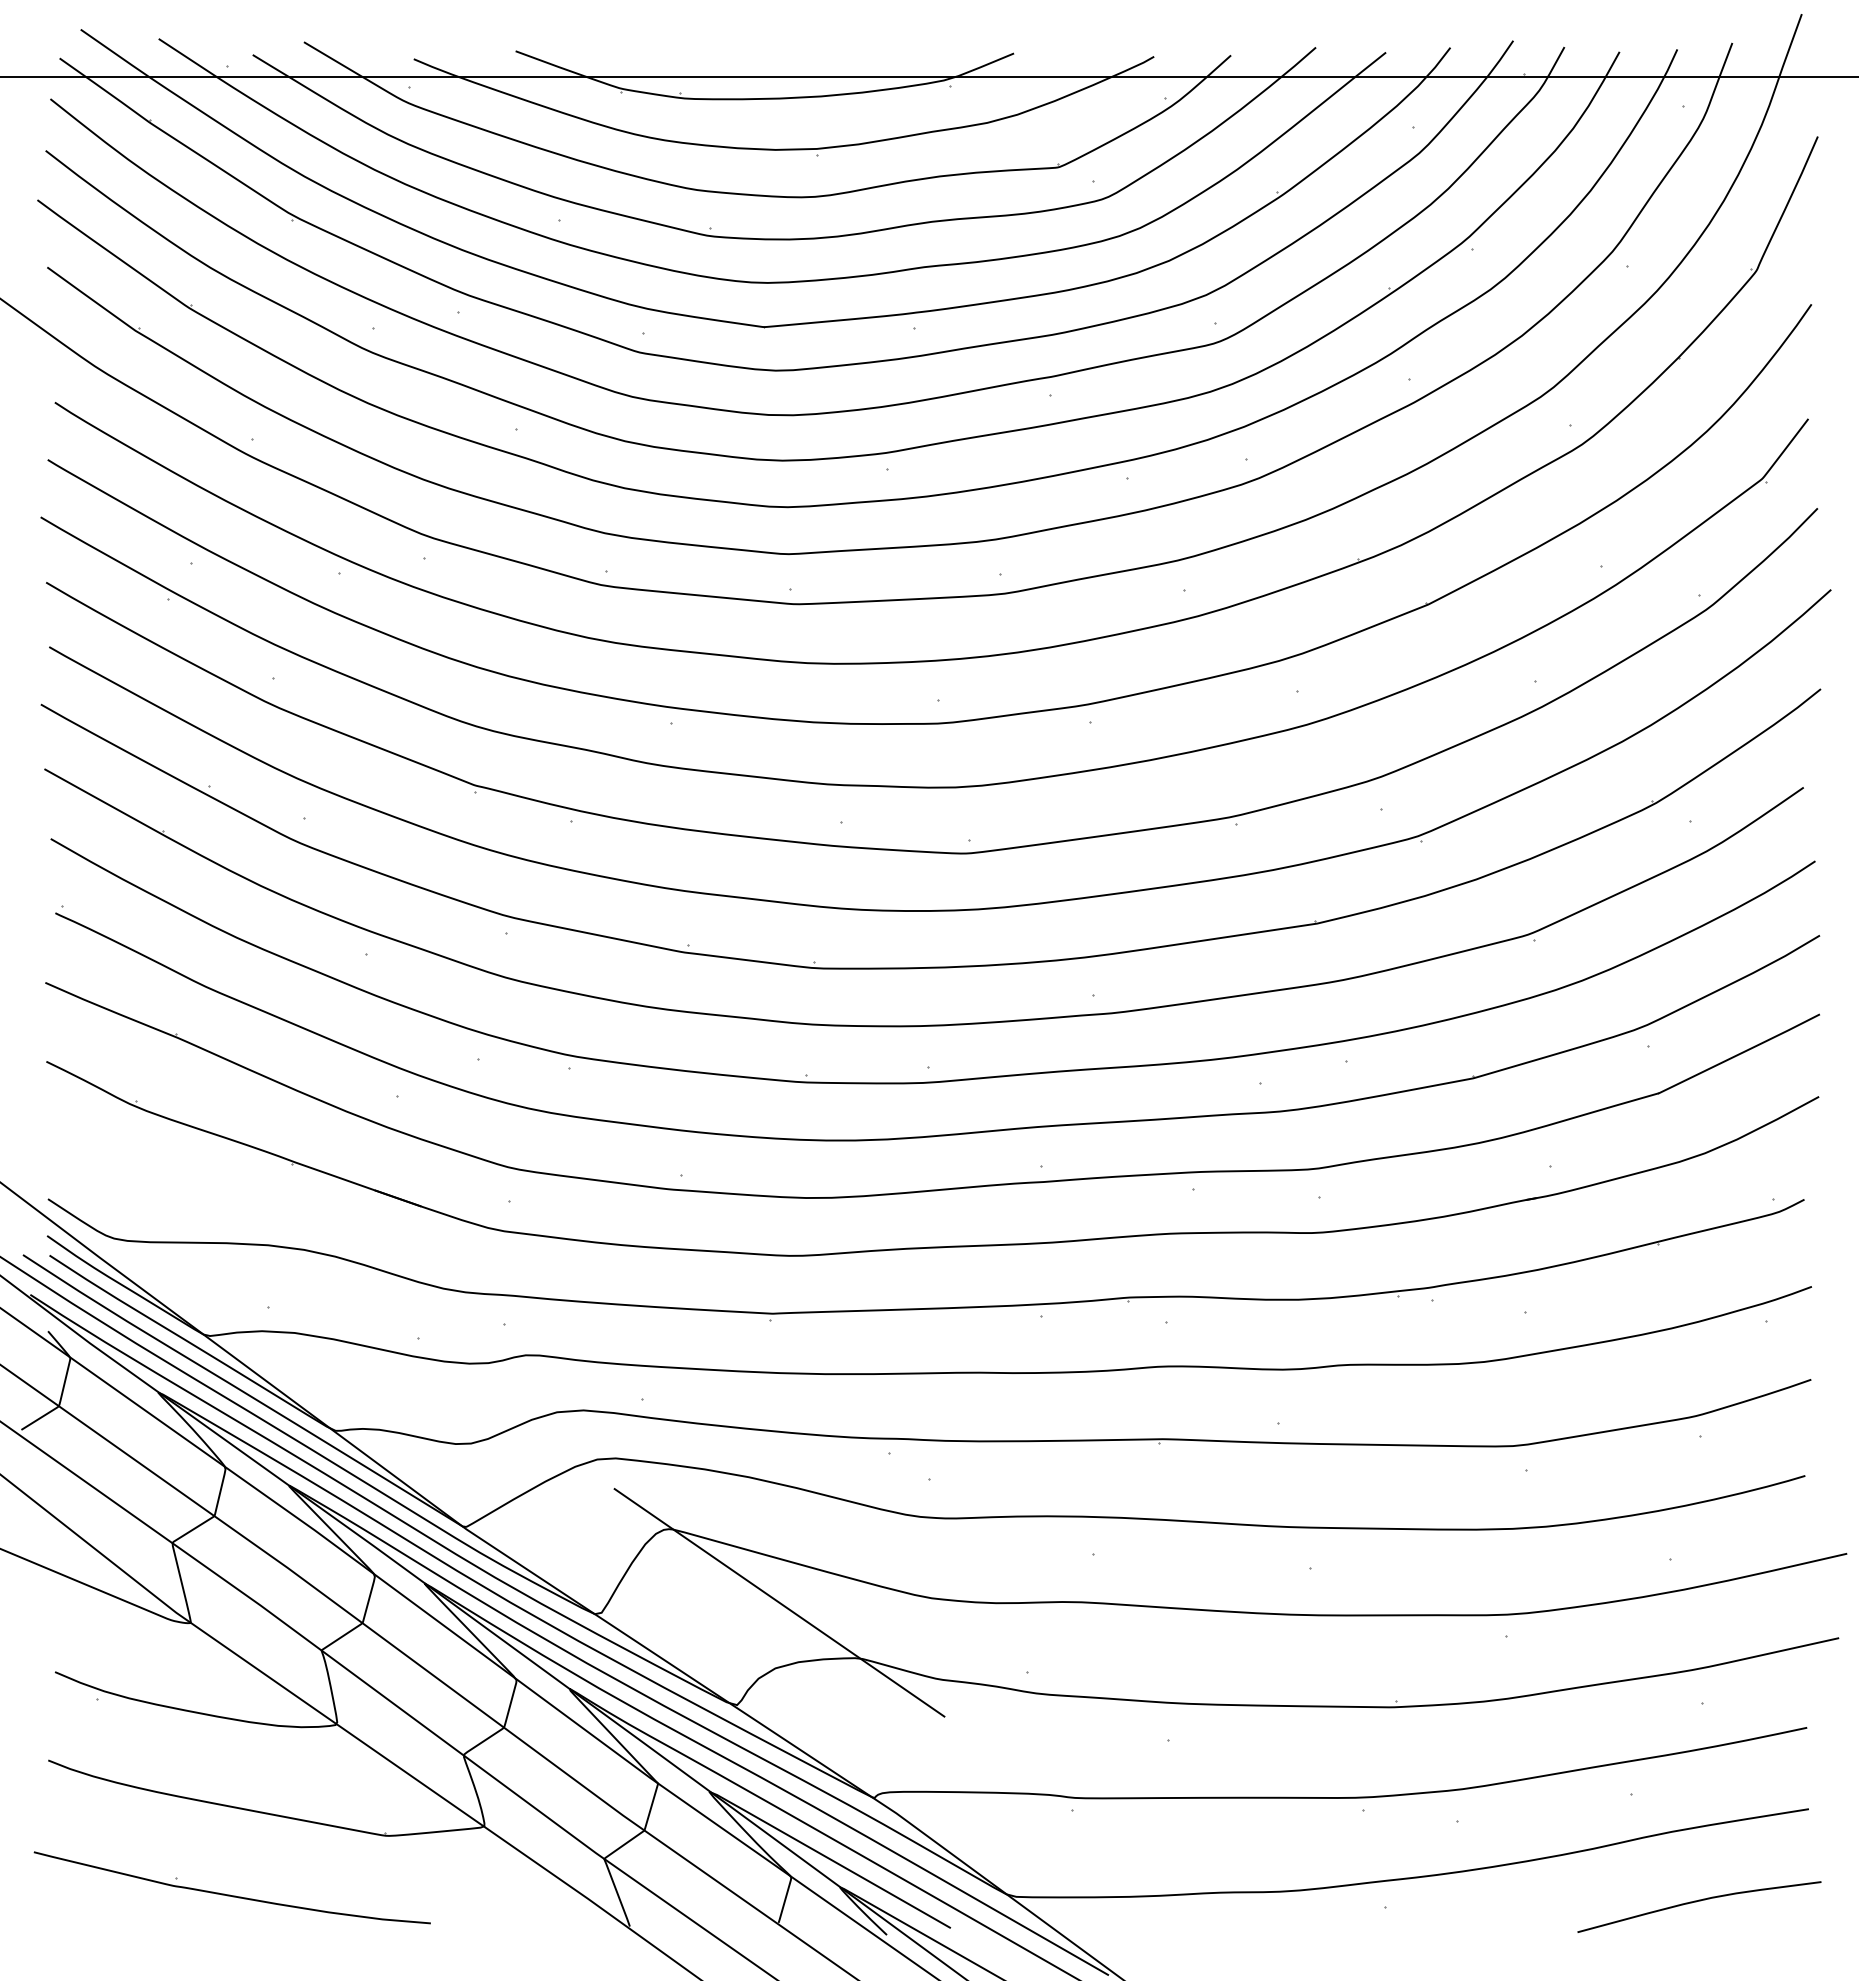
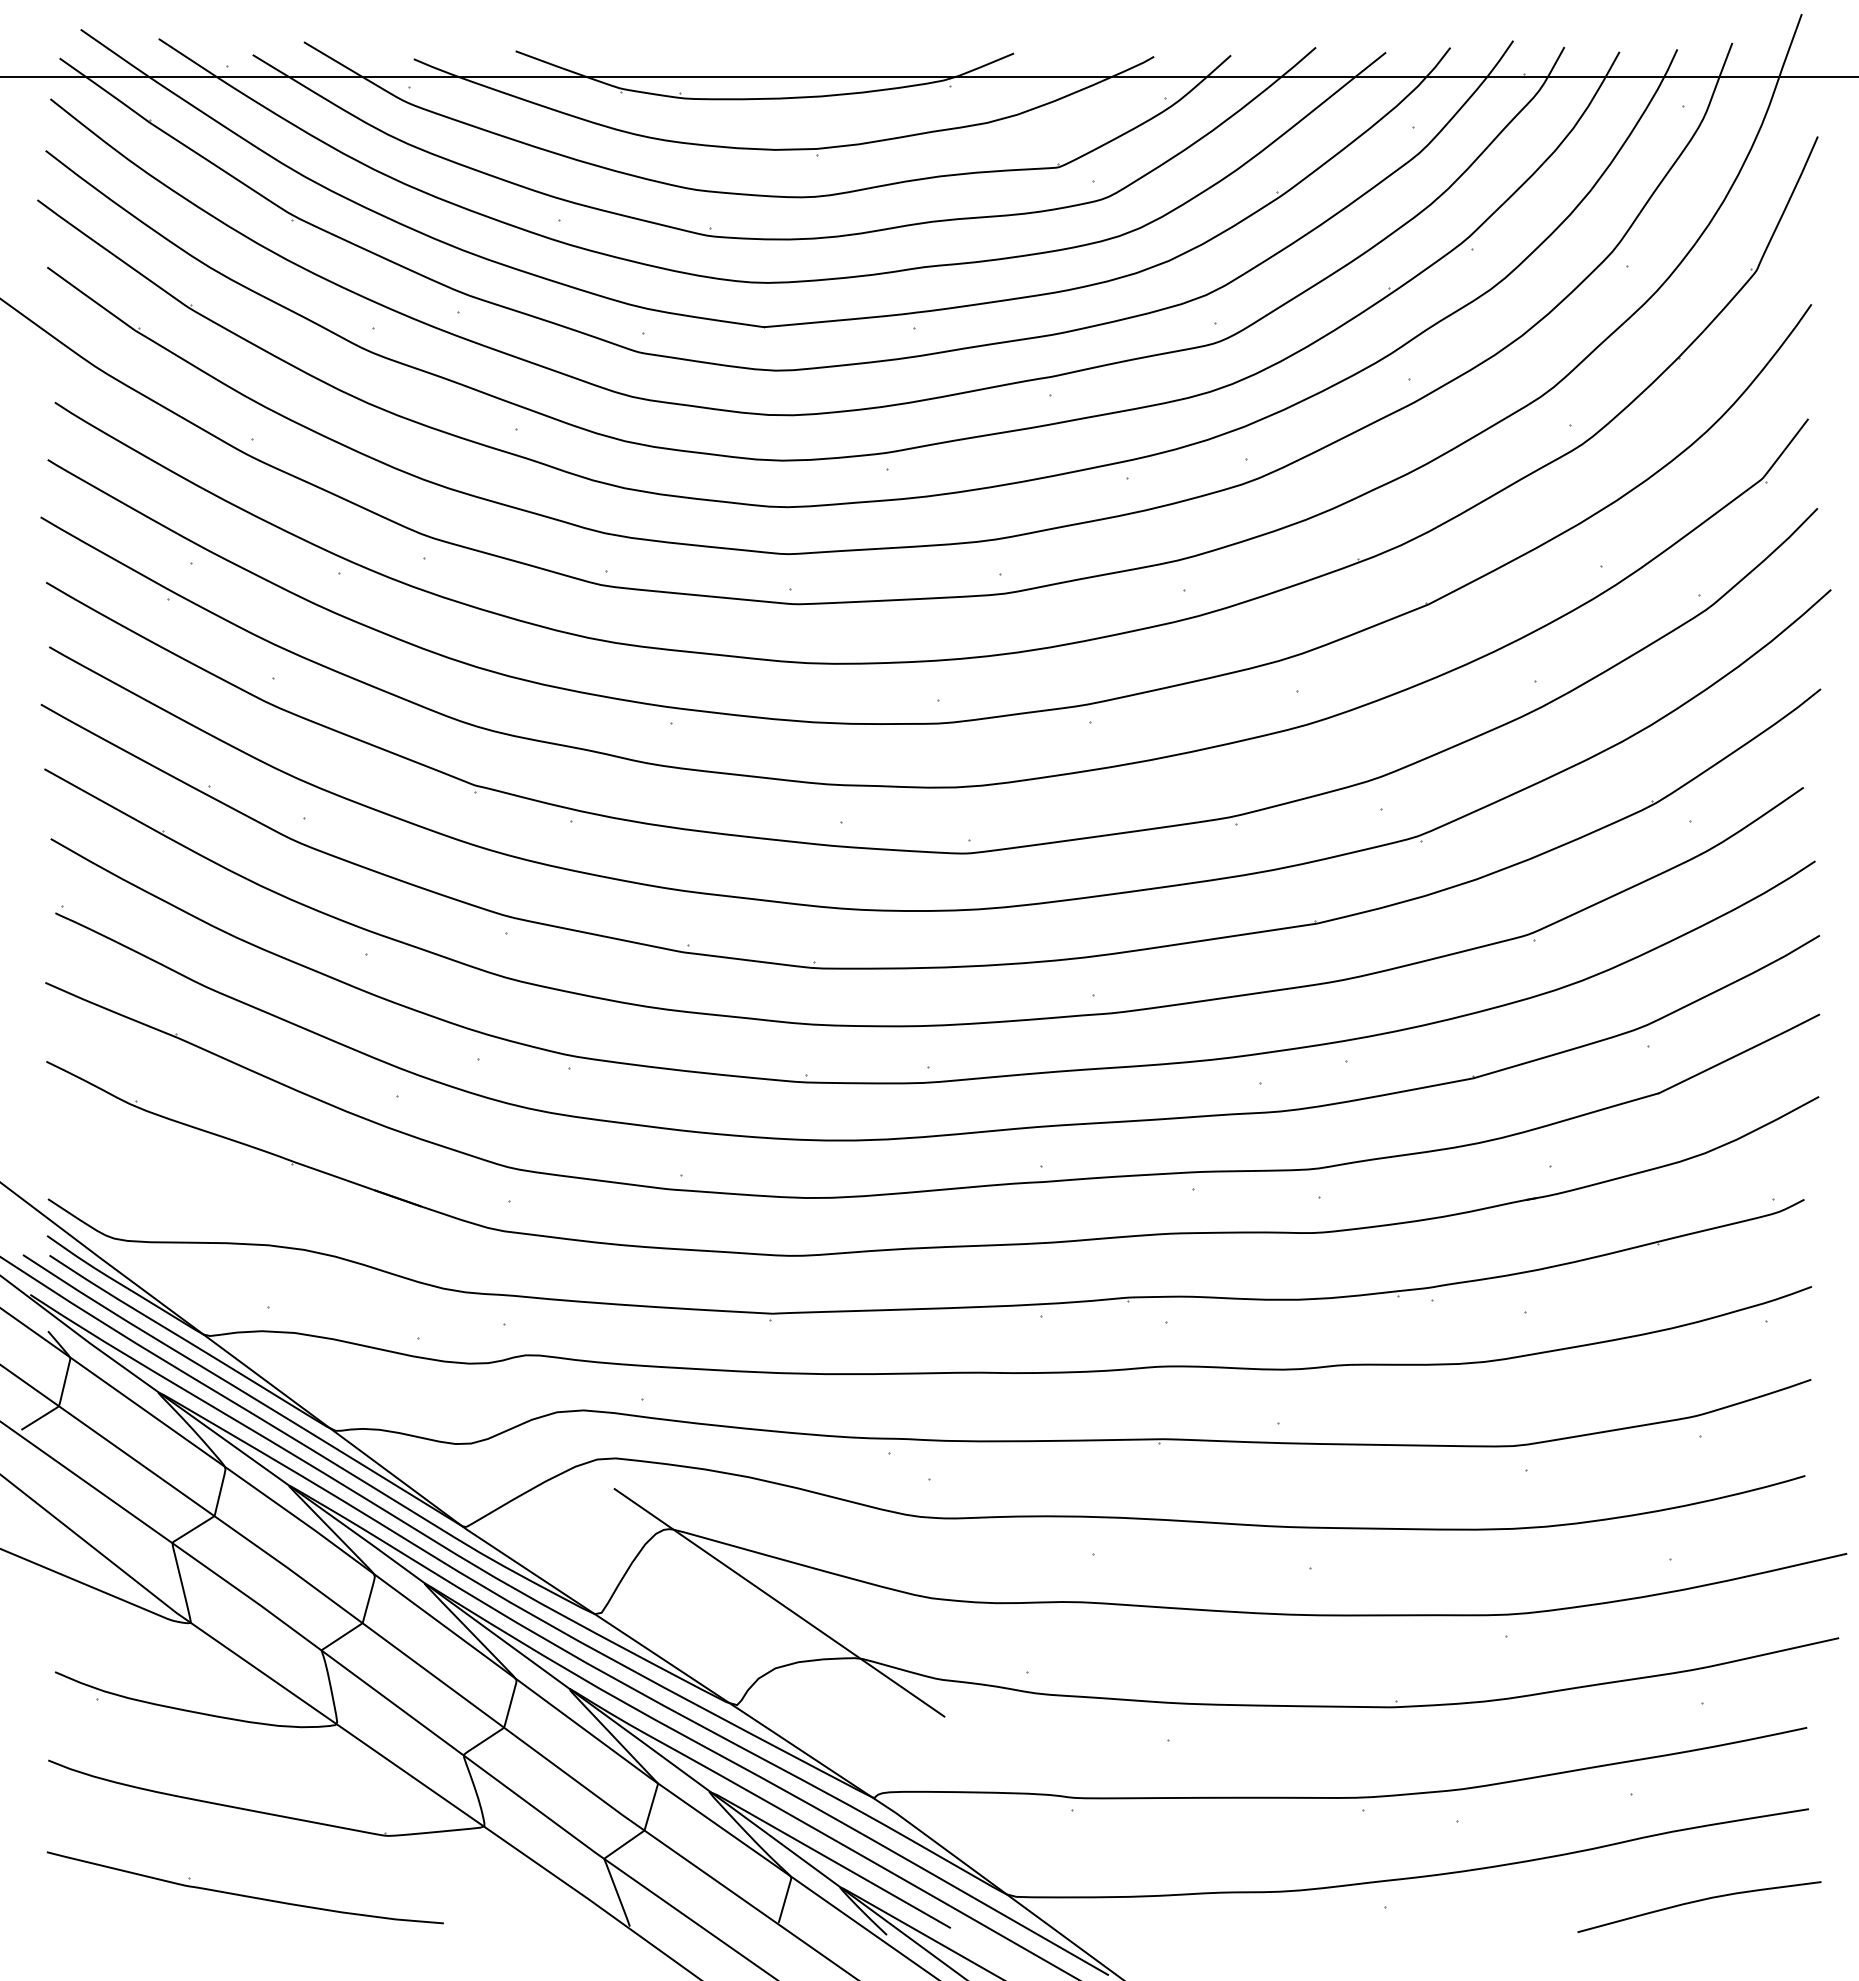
part position: (230, 1894) -> (243, 1894) (243, 1894)
